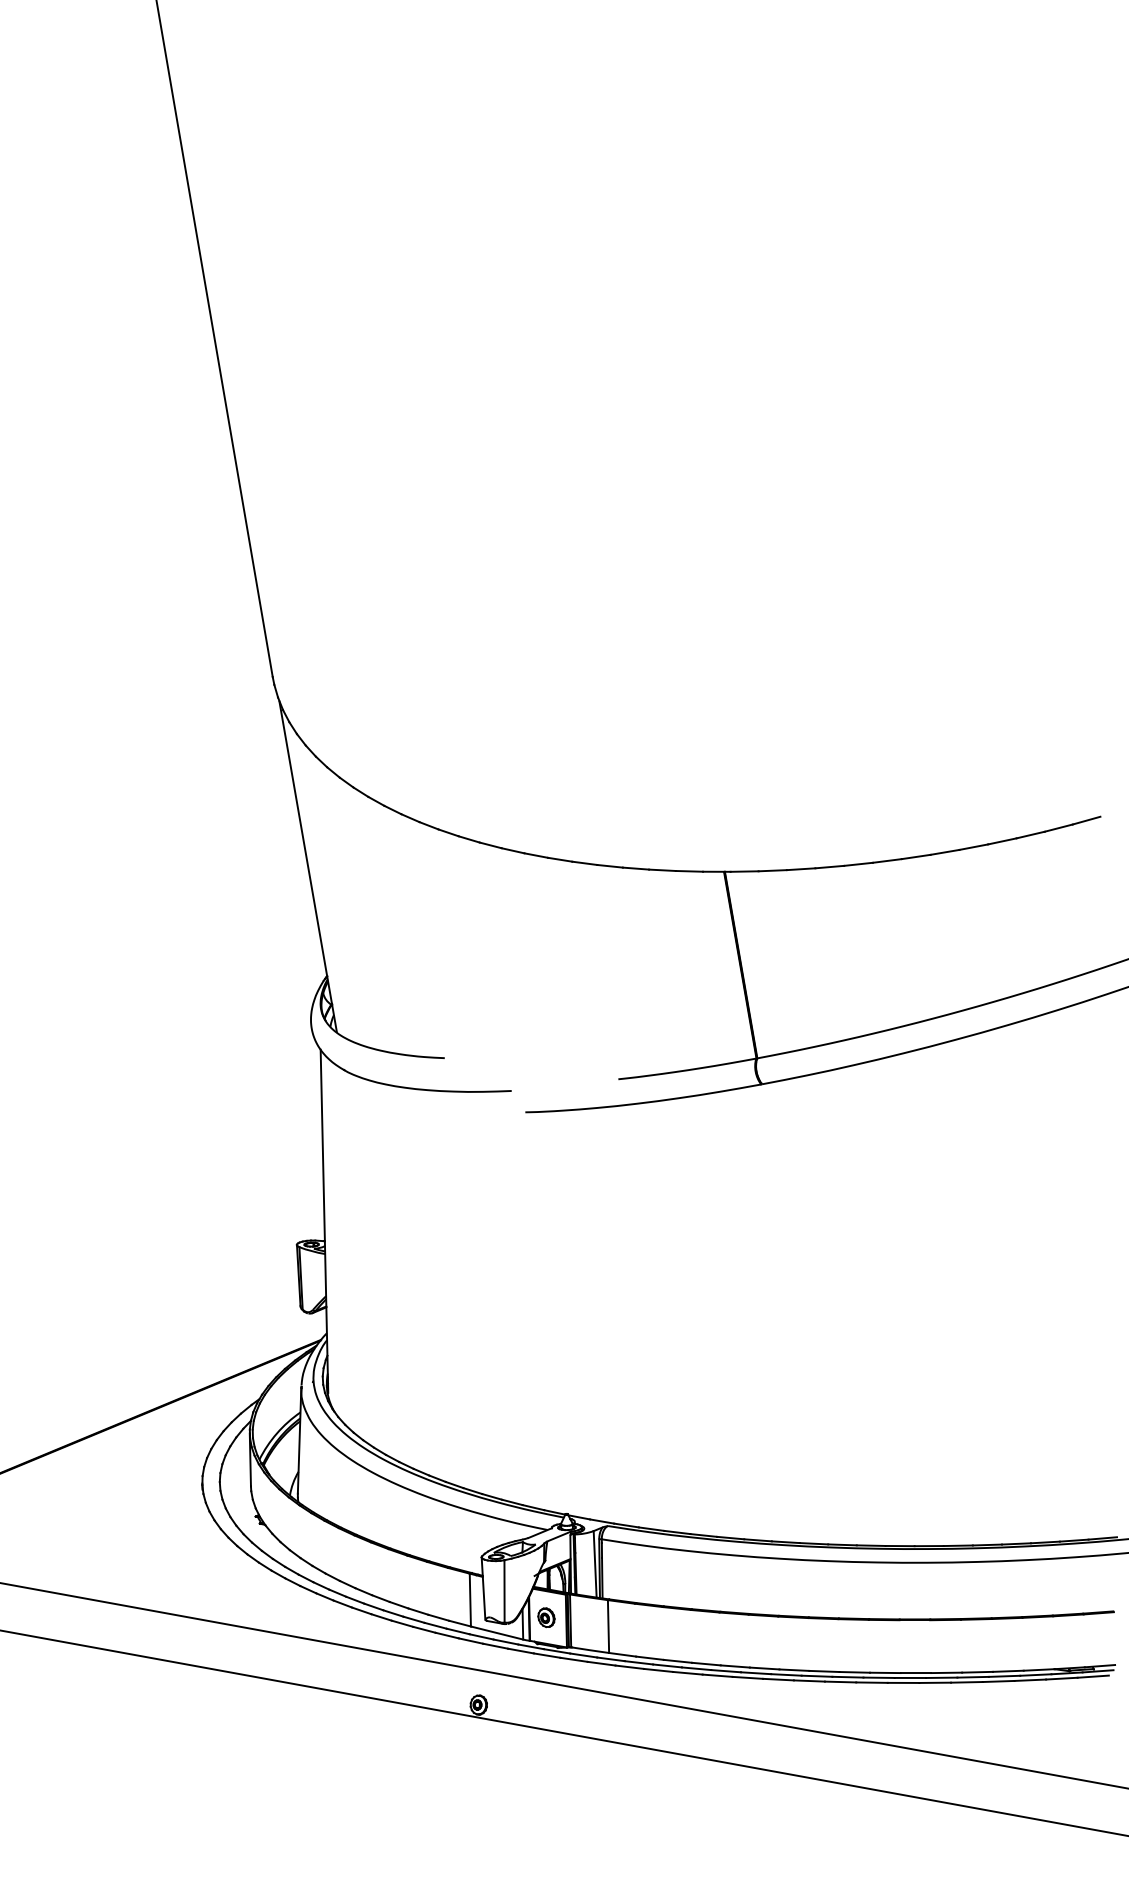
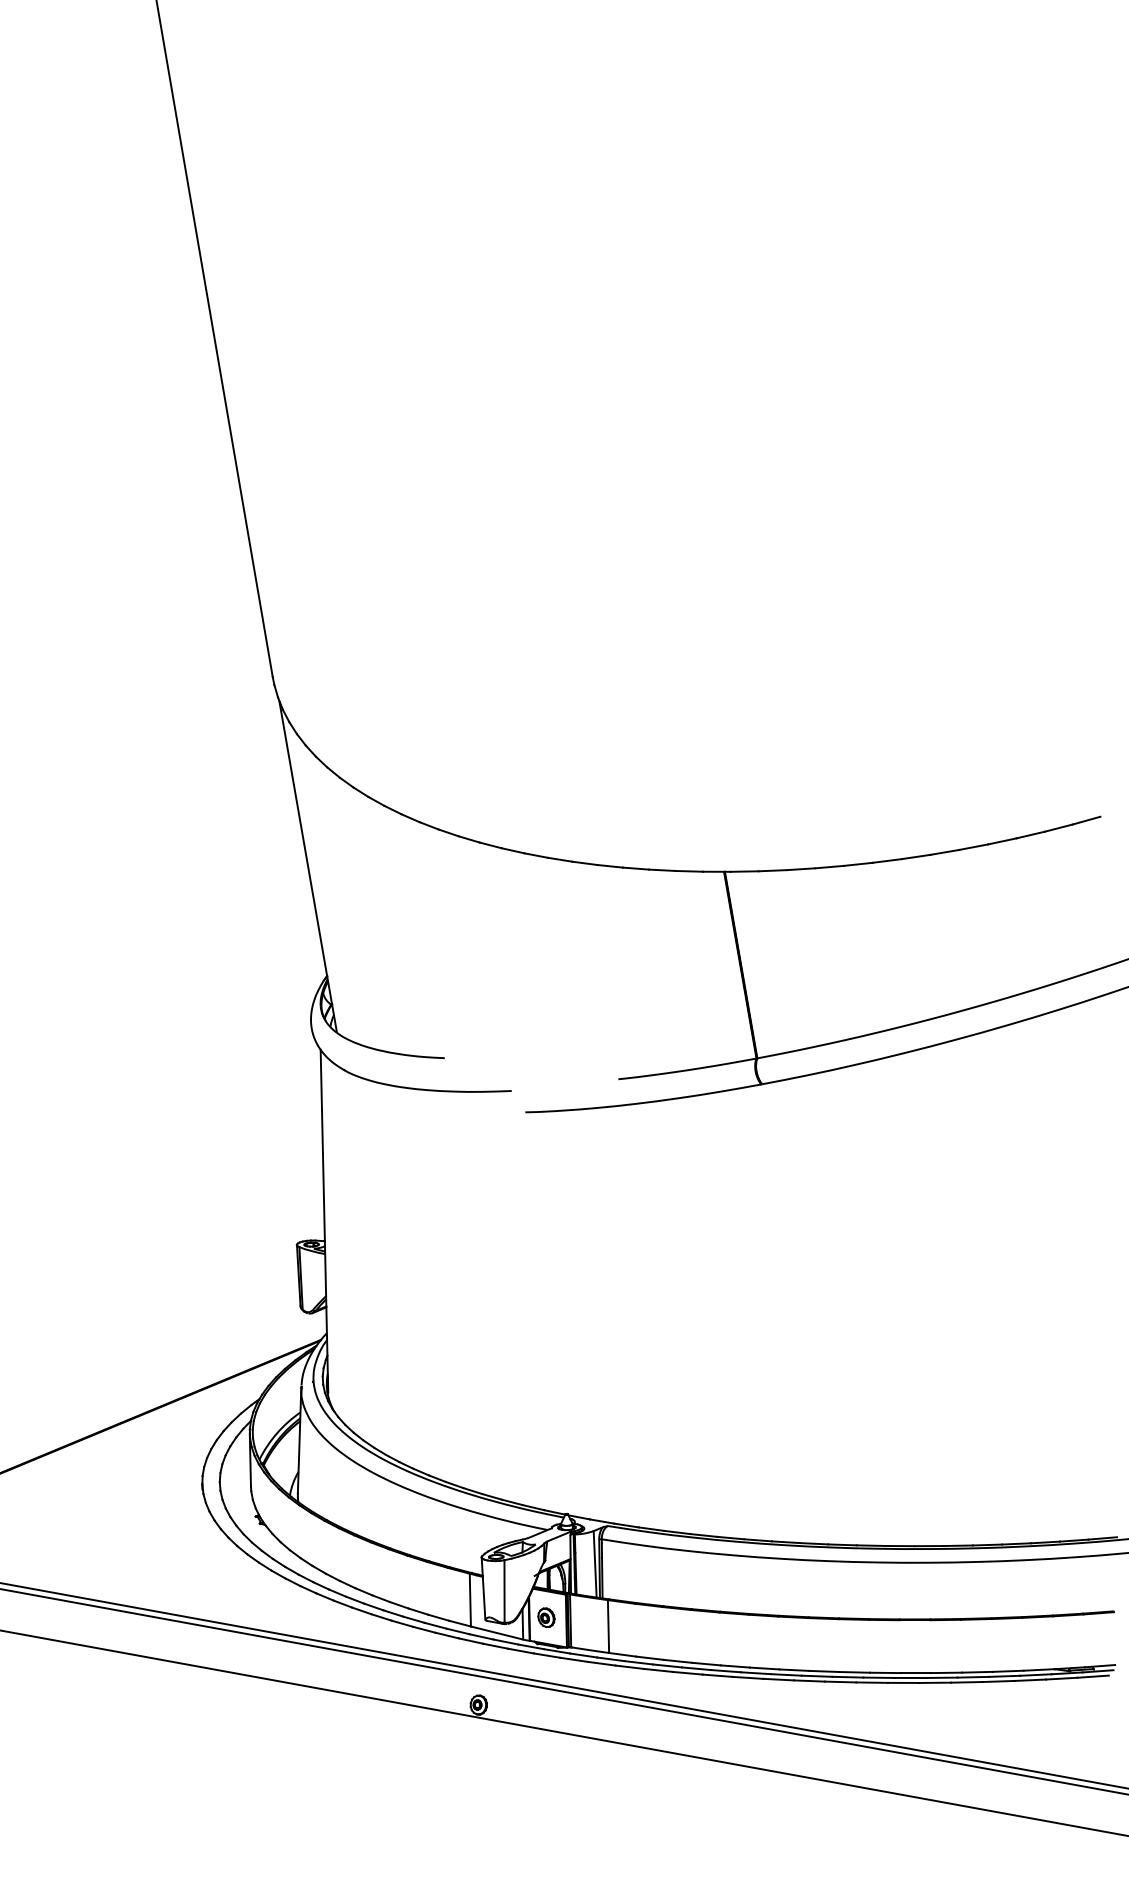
line: none -> present (563, 1691)
